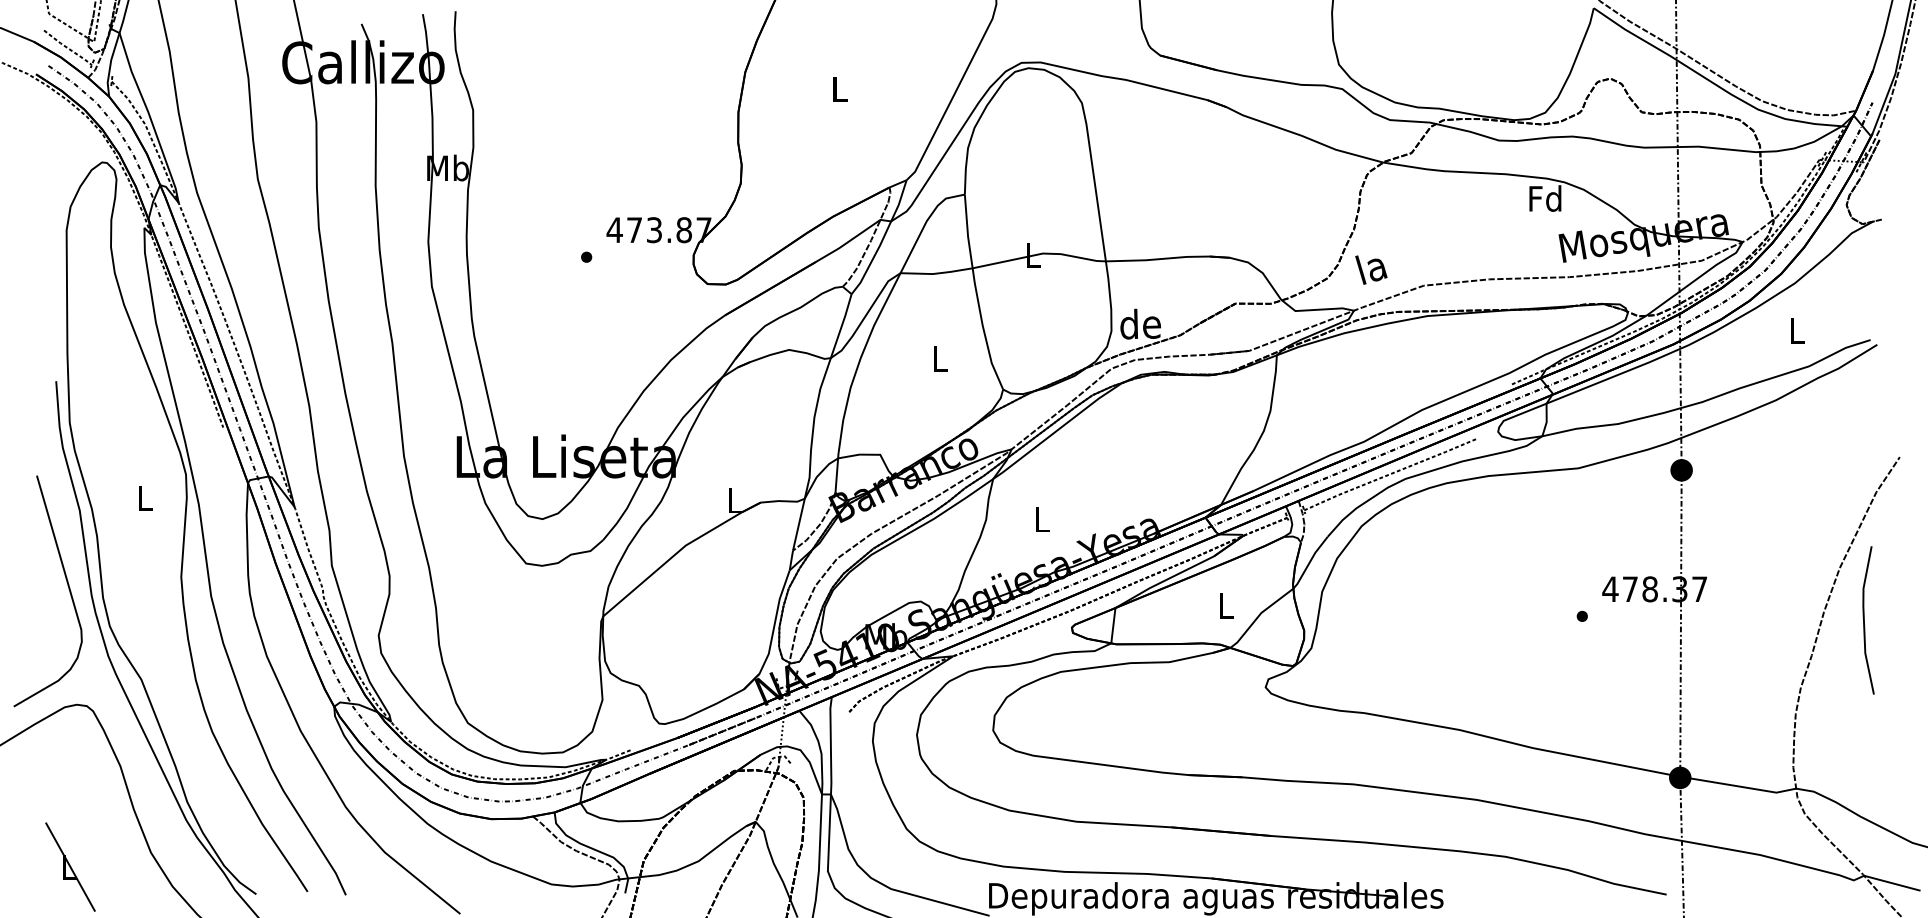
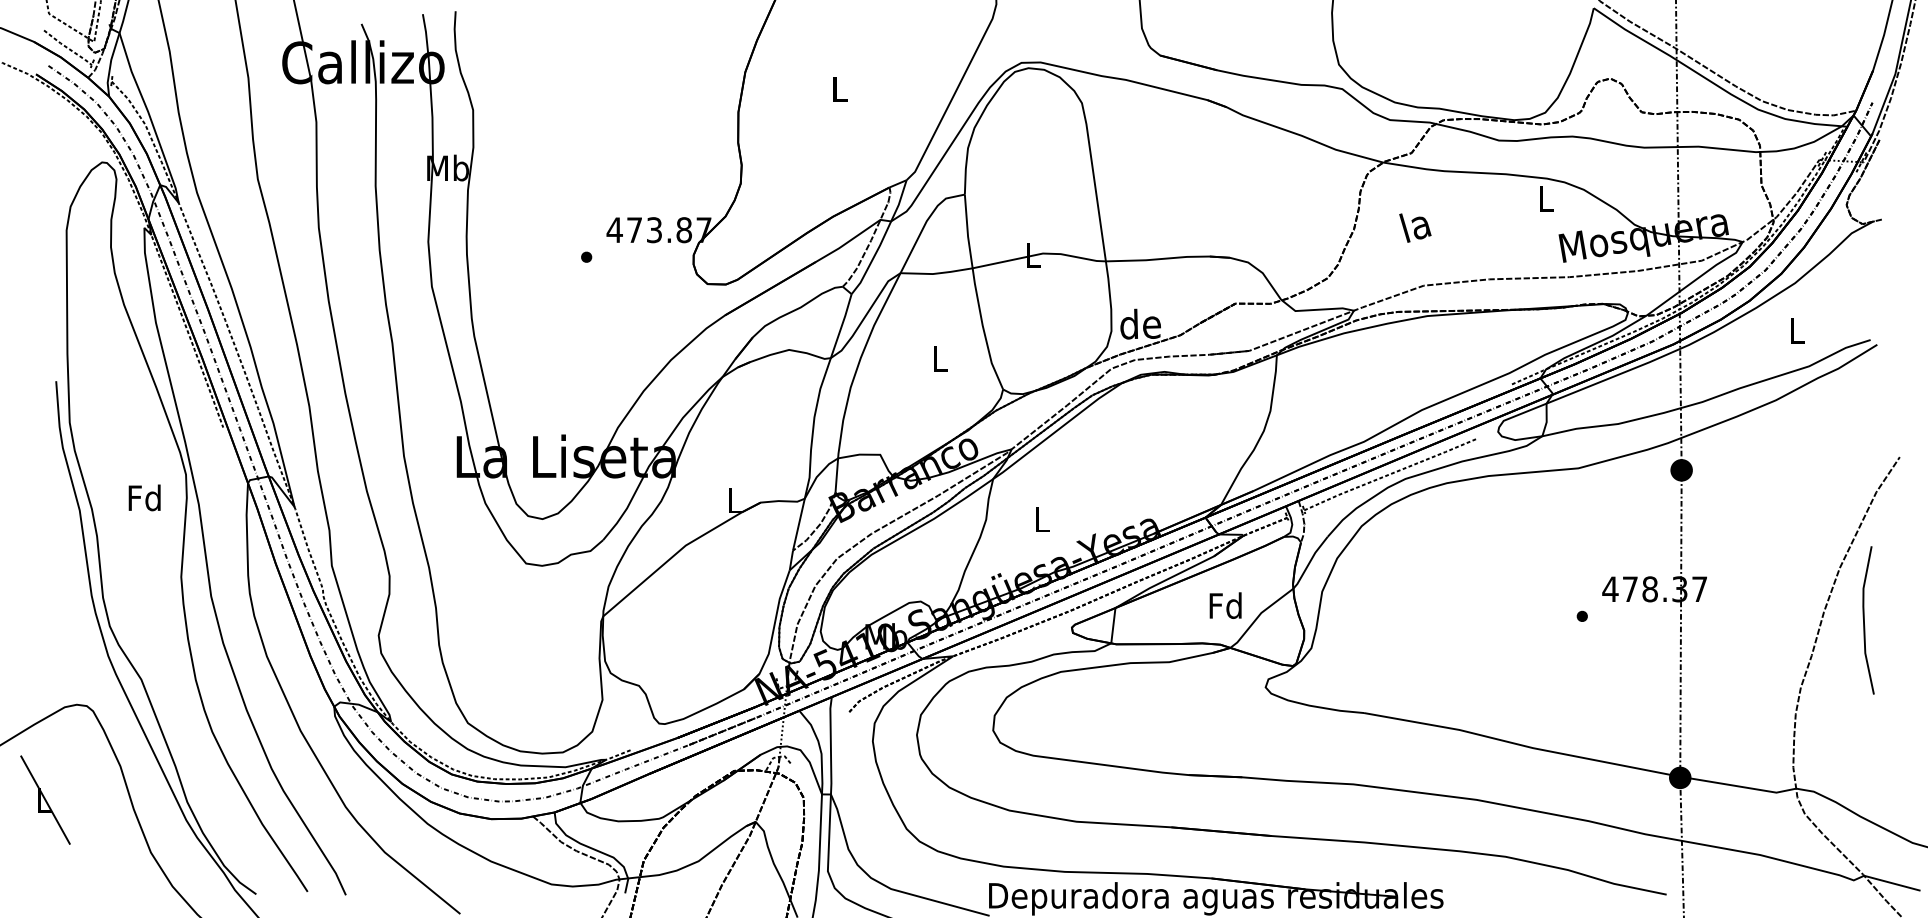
text: Fd -> L (1545, 198)
text position: (1371, 269) -> (1415, 227) (1415, 227)
text: L -> Fd (144, 497)
curve: present -> none (67, 586)
text: L -> Fd (1225, 605)
part position: (70, 866) -> (45, 799) (45, 799)
